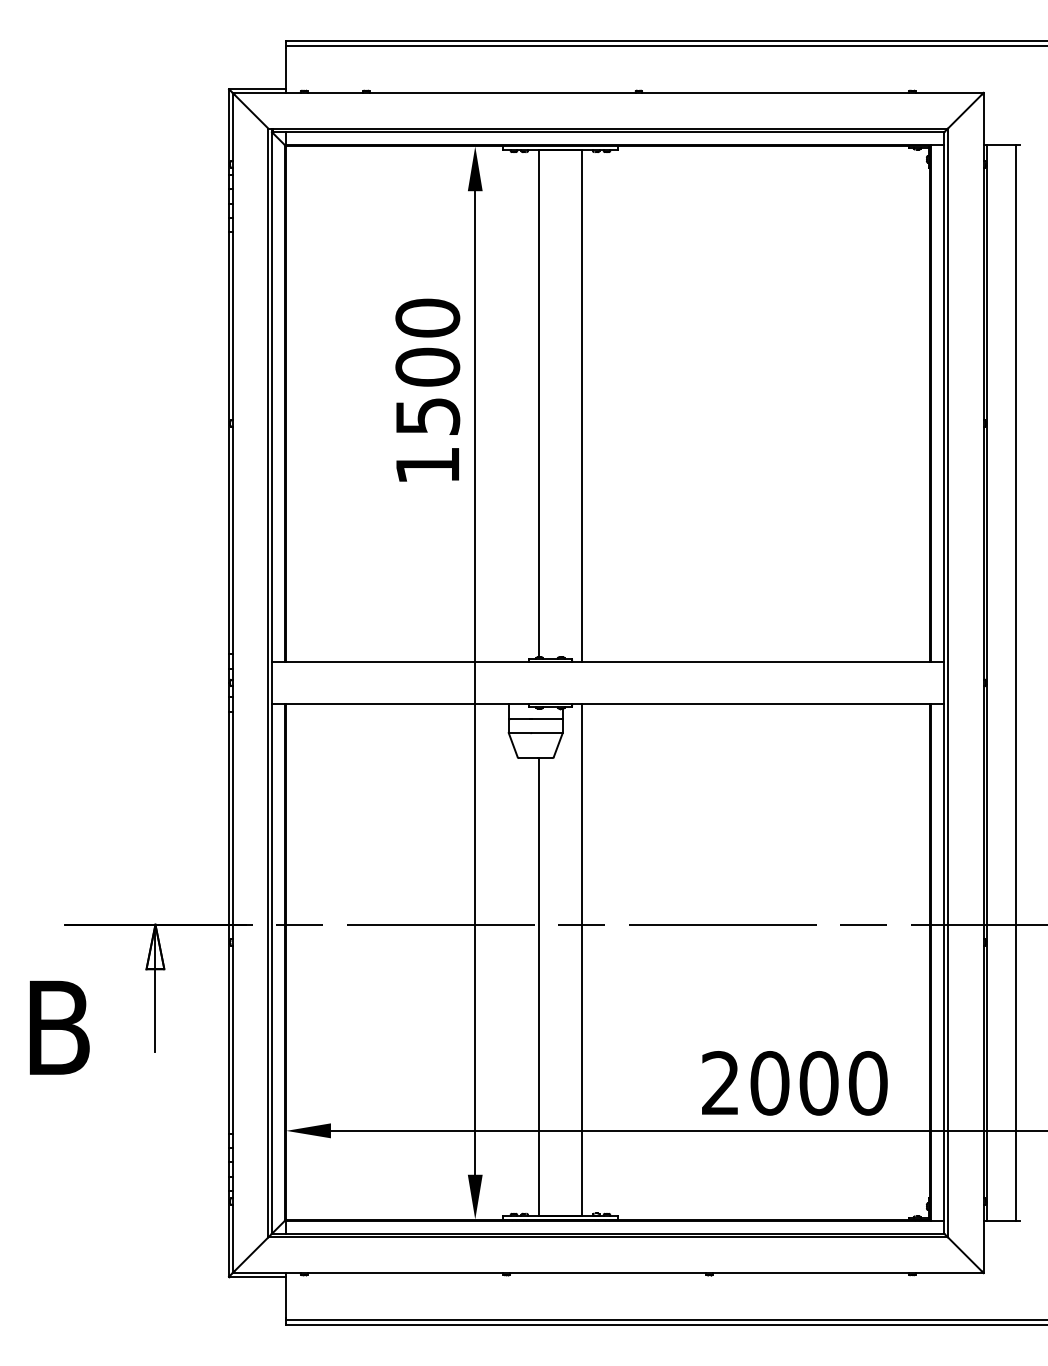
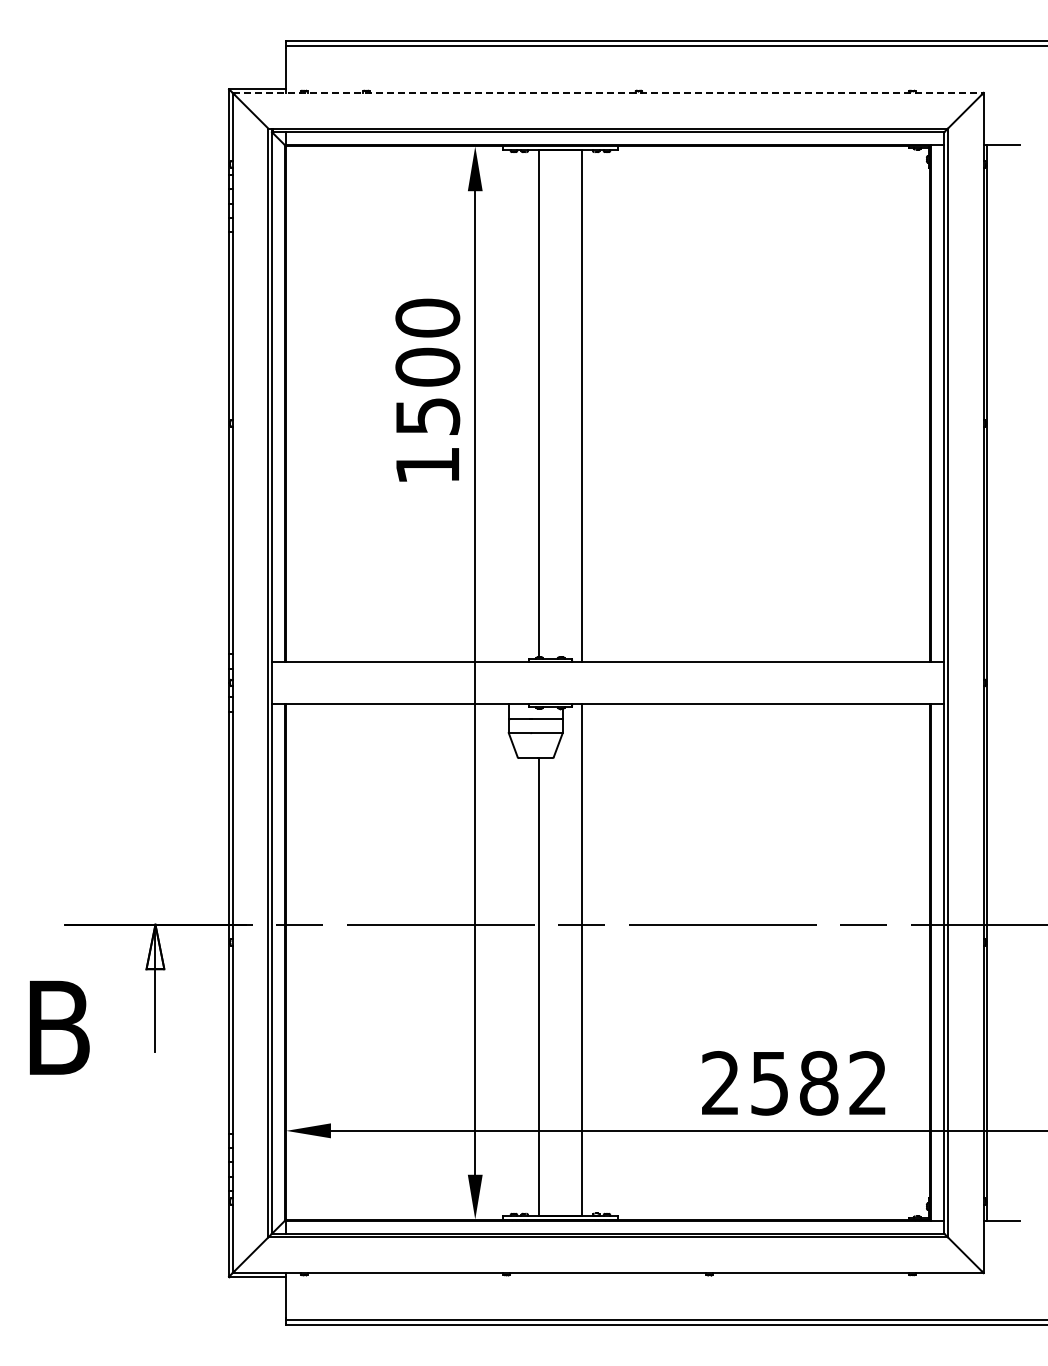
line: solid -> dashed (608, 92)
line: present -> none (1015, 682)
text: 2000 -> 2582 (818, 1083)
